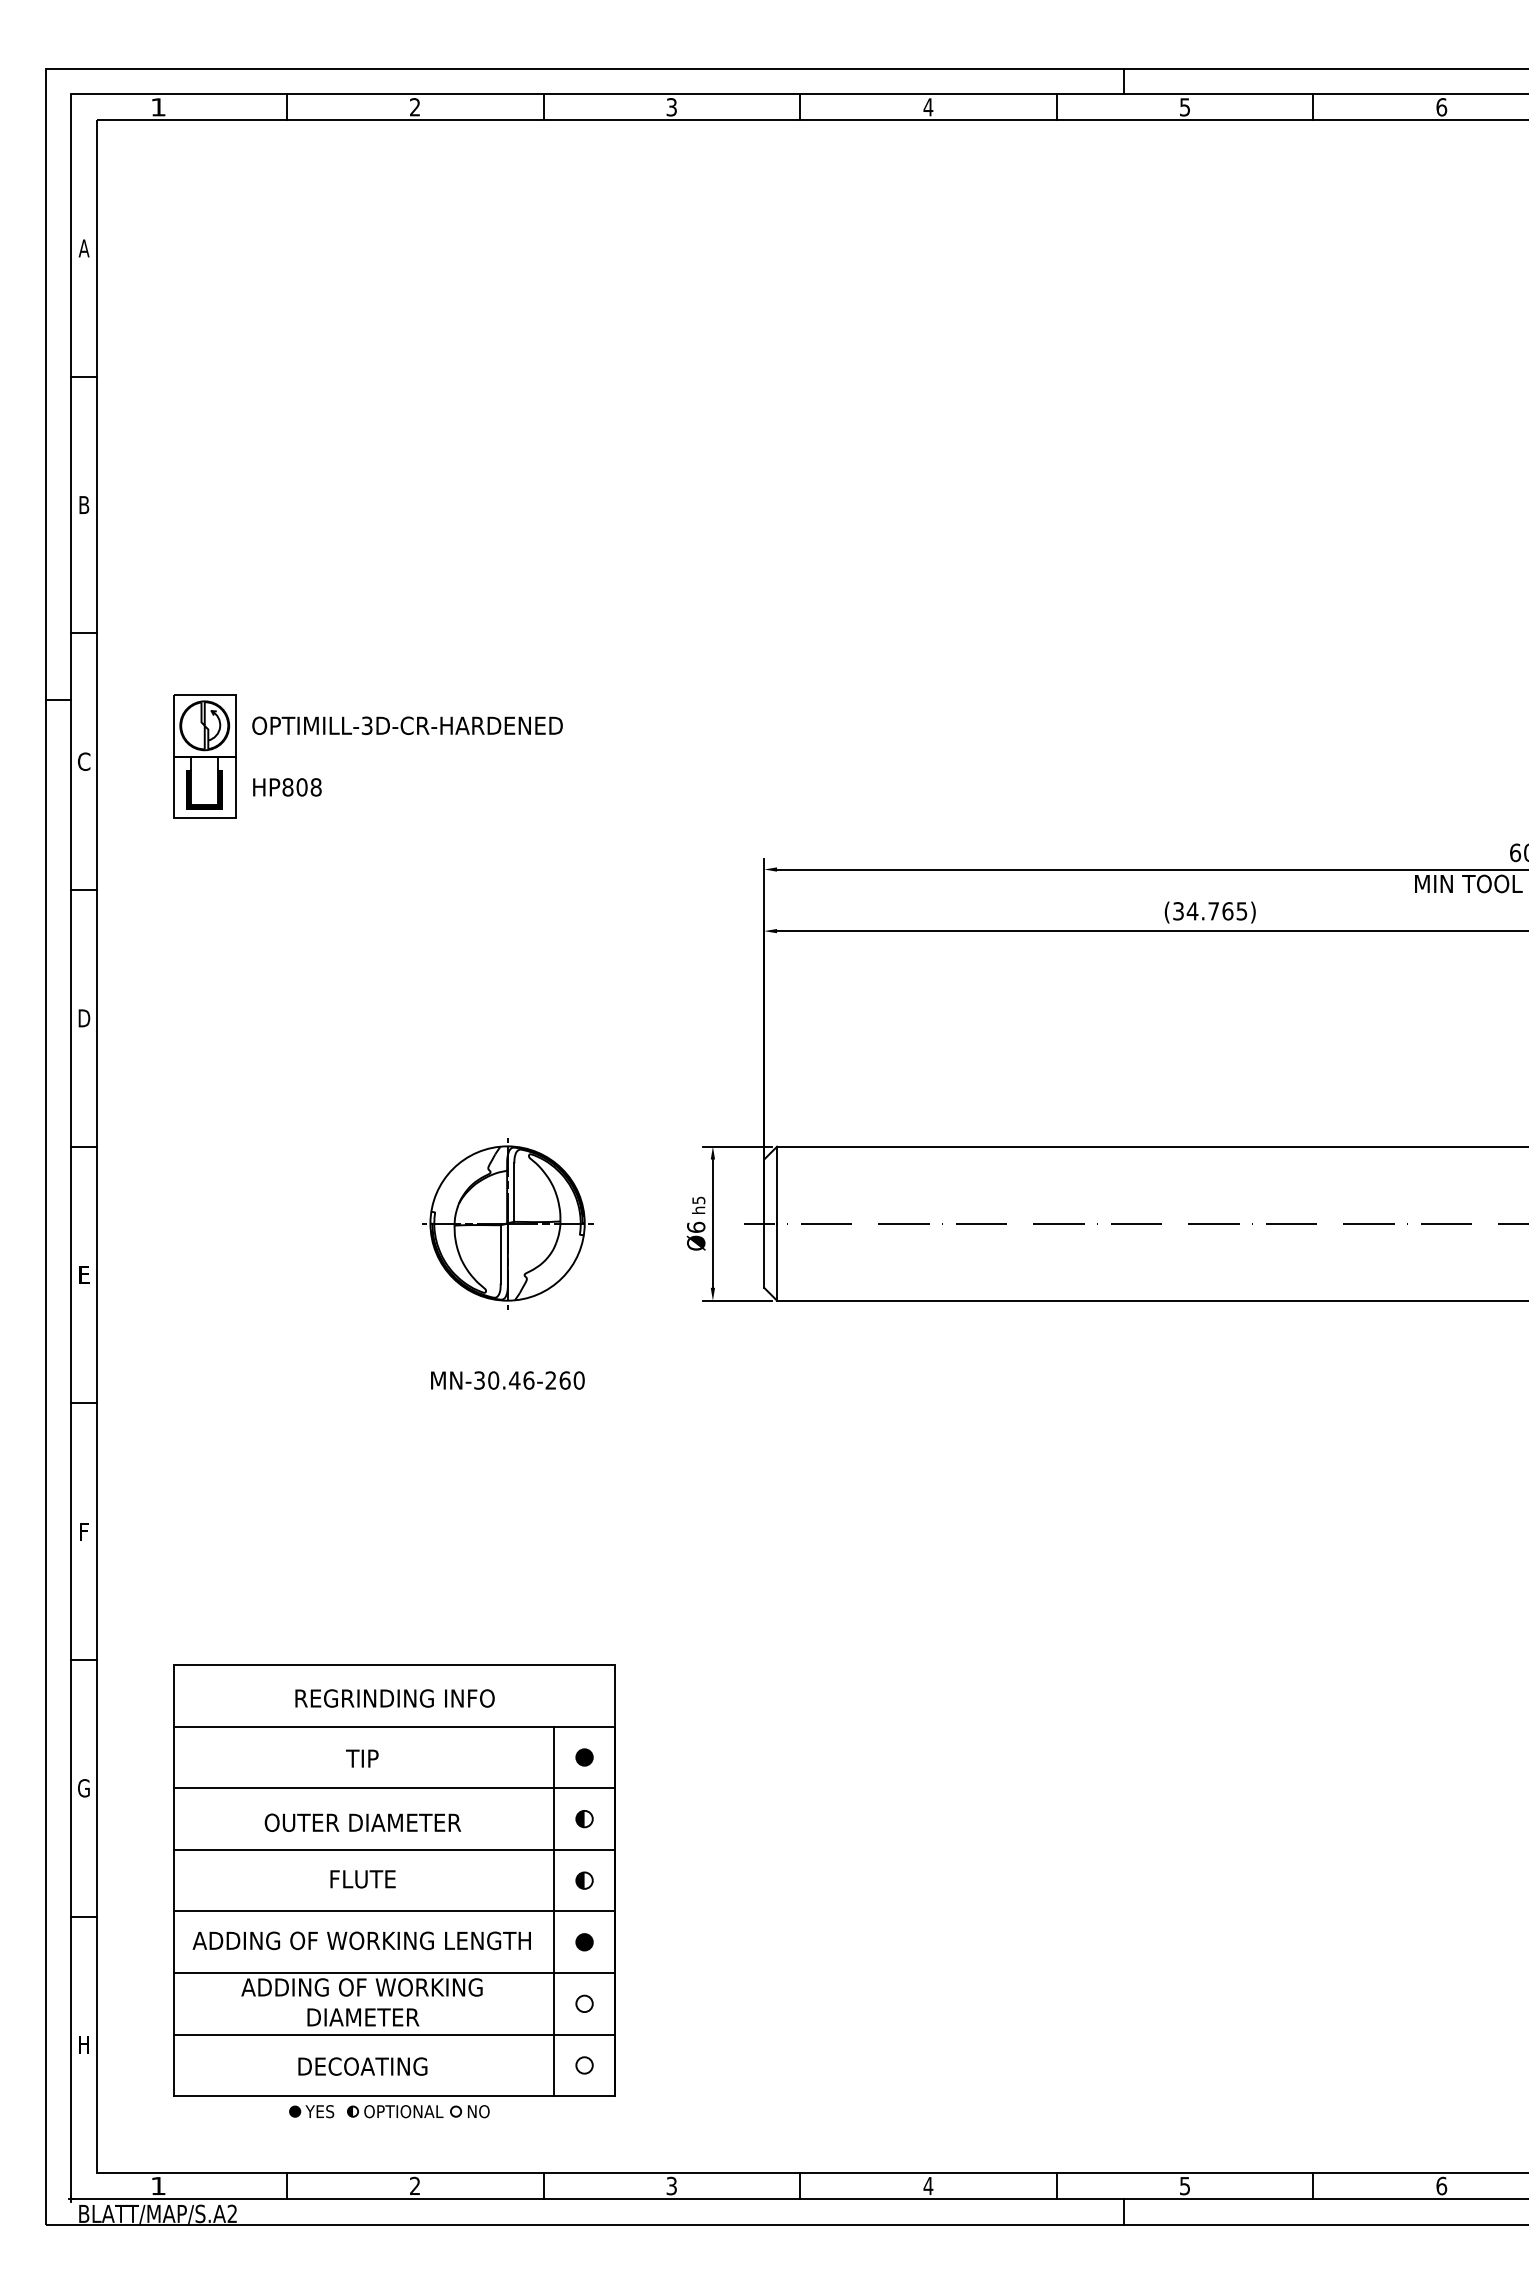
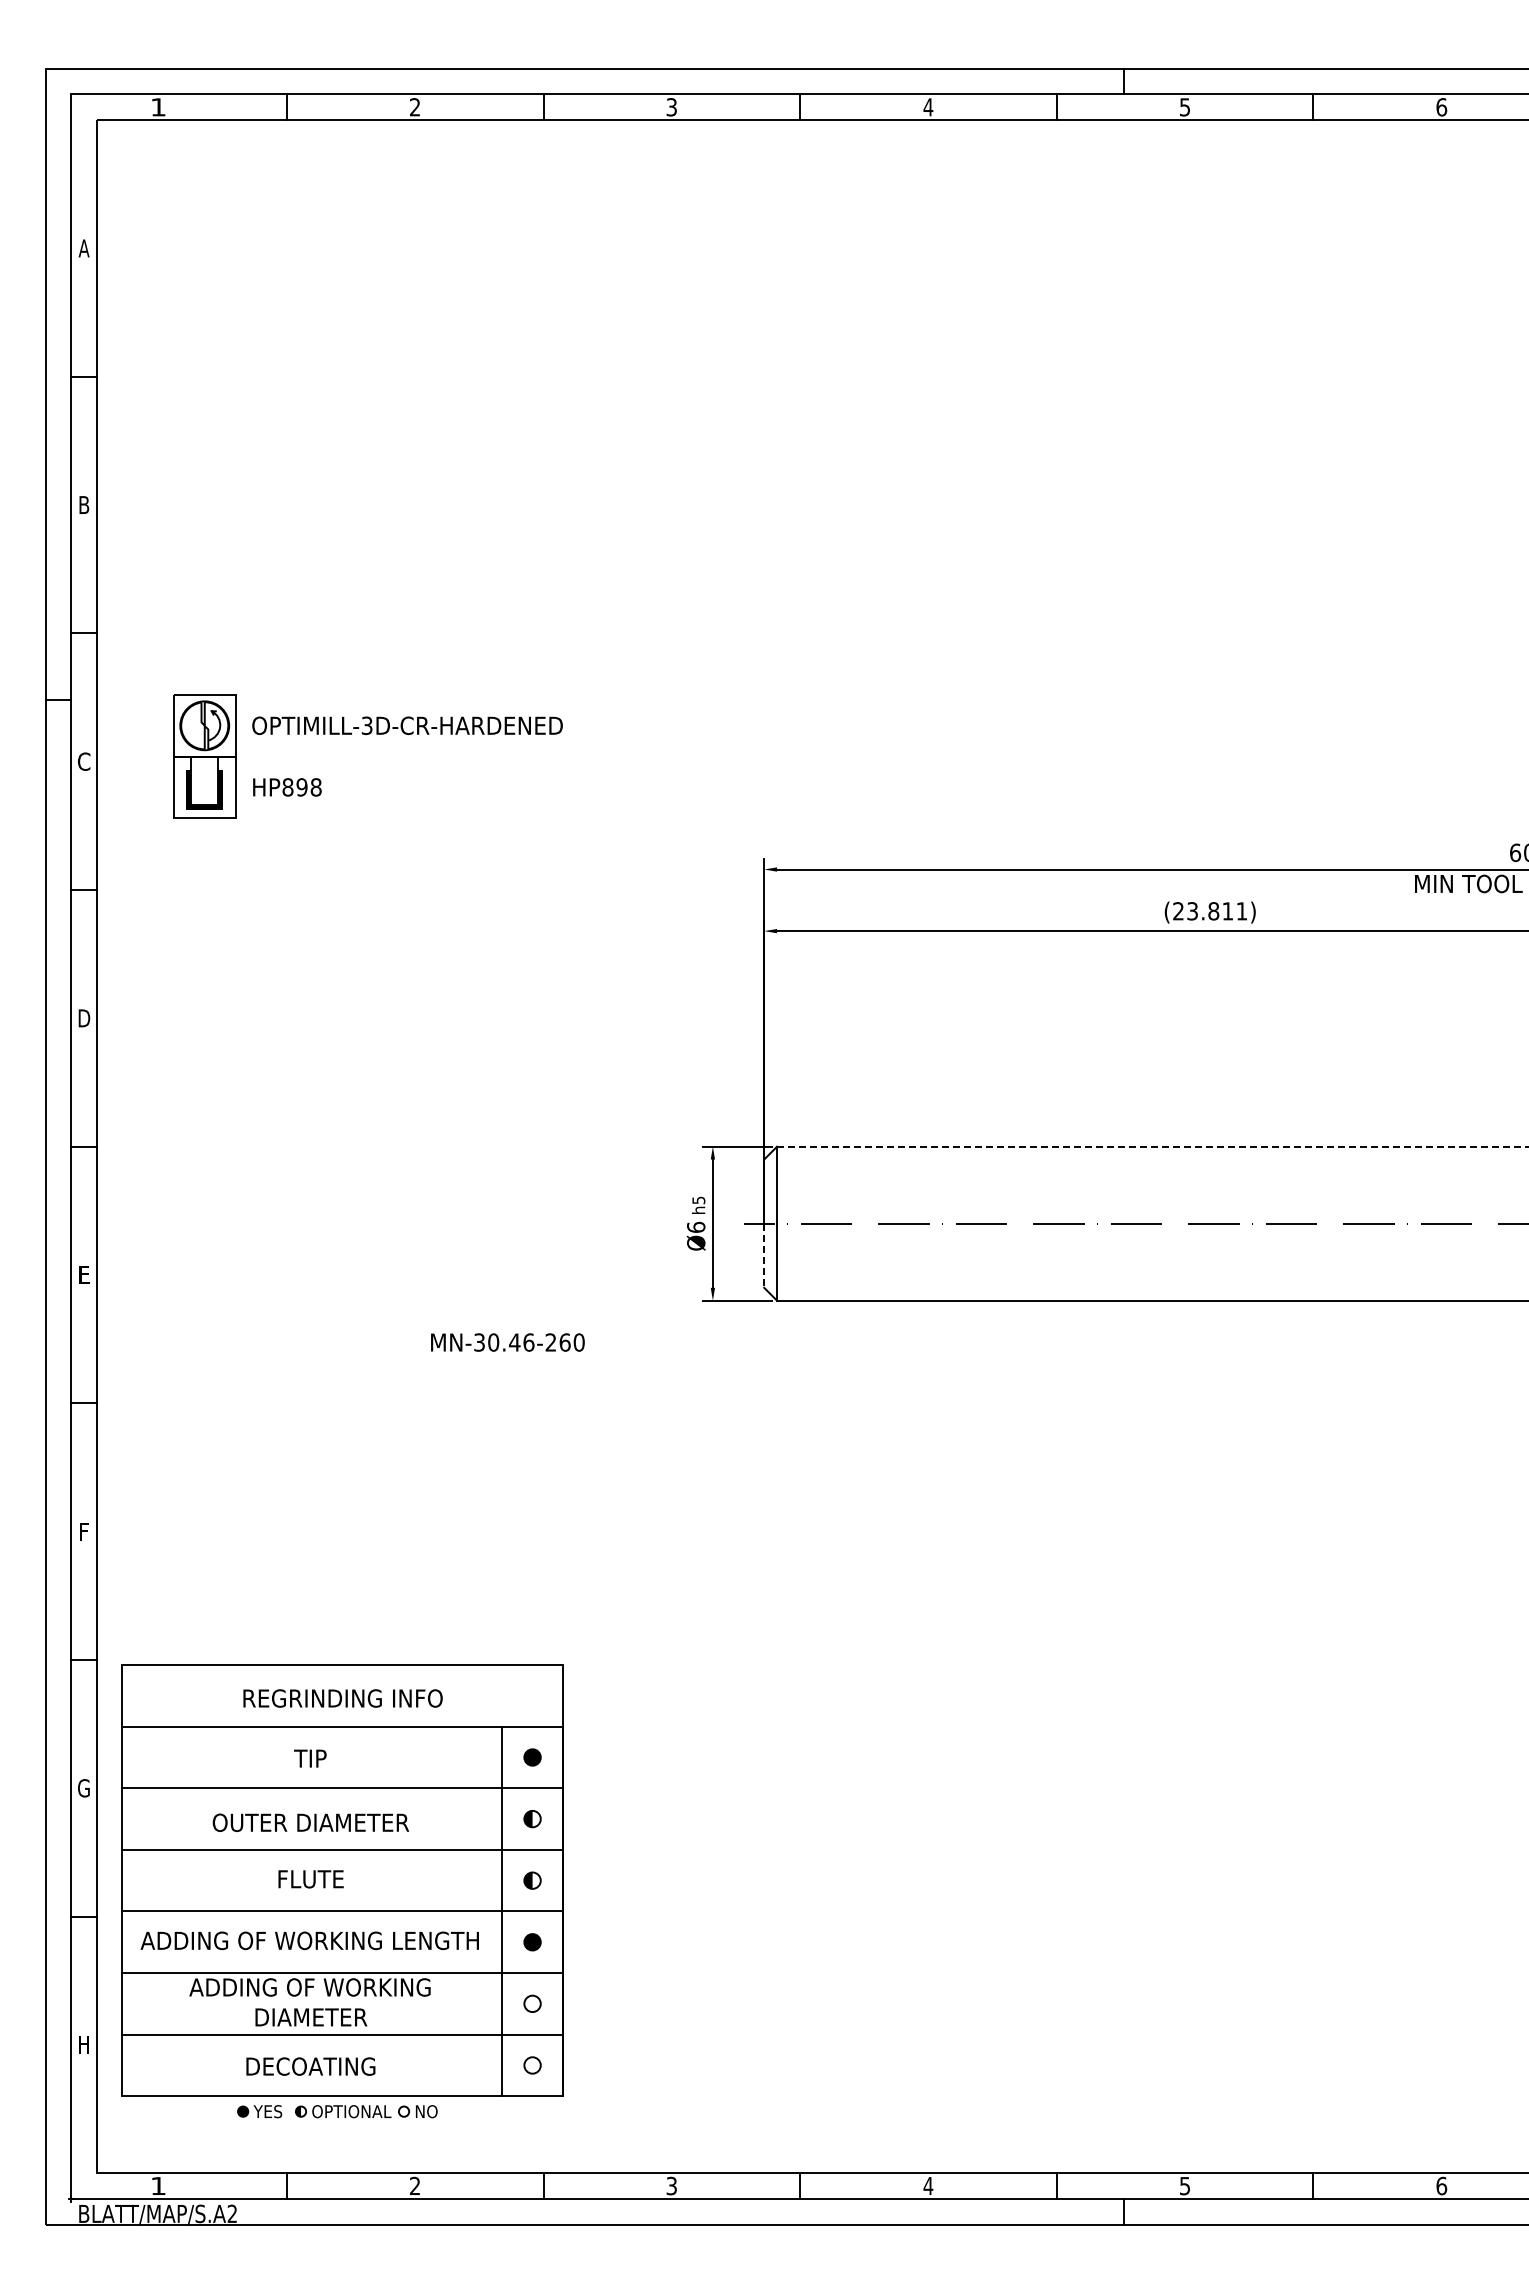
text: HP808 -> HP898 (301, 787)
text: (34.765) -> (23.811) (1210, 911)
line: solid -> dashed (1152, 1146)
part: present -> none (507, 1223)
line: solid -> dashed (764, 1256)
text position: (507, 1380) -> (507, 1342) (507, 1342)
part position: (394, 1891) -> (342, 1891) (342, 1891)
